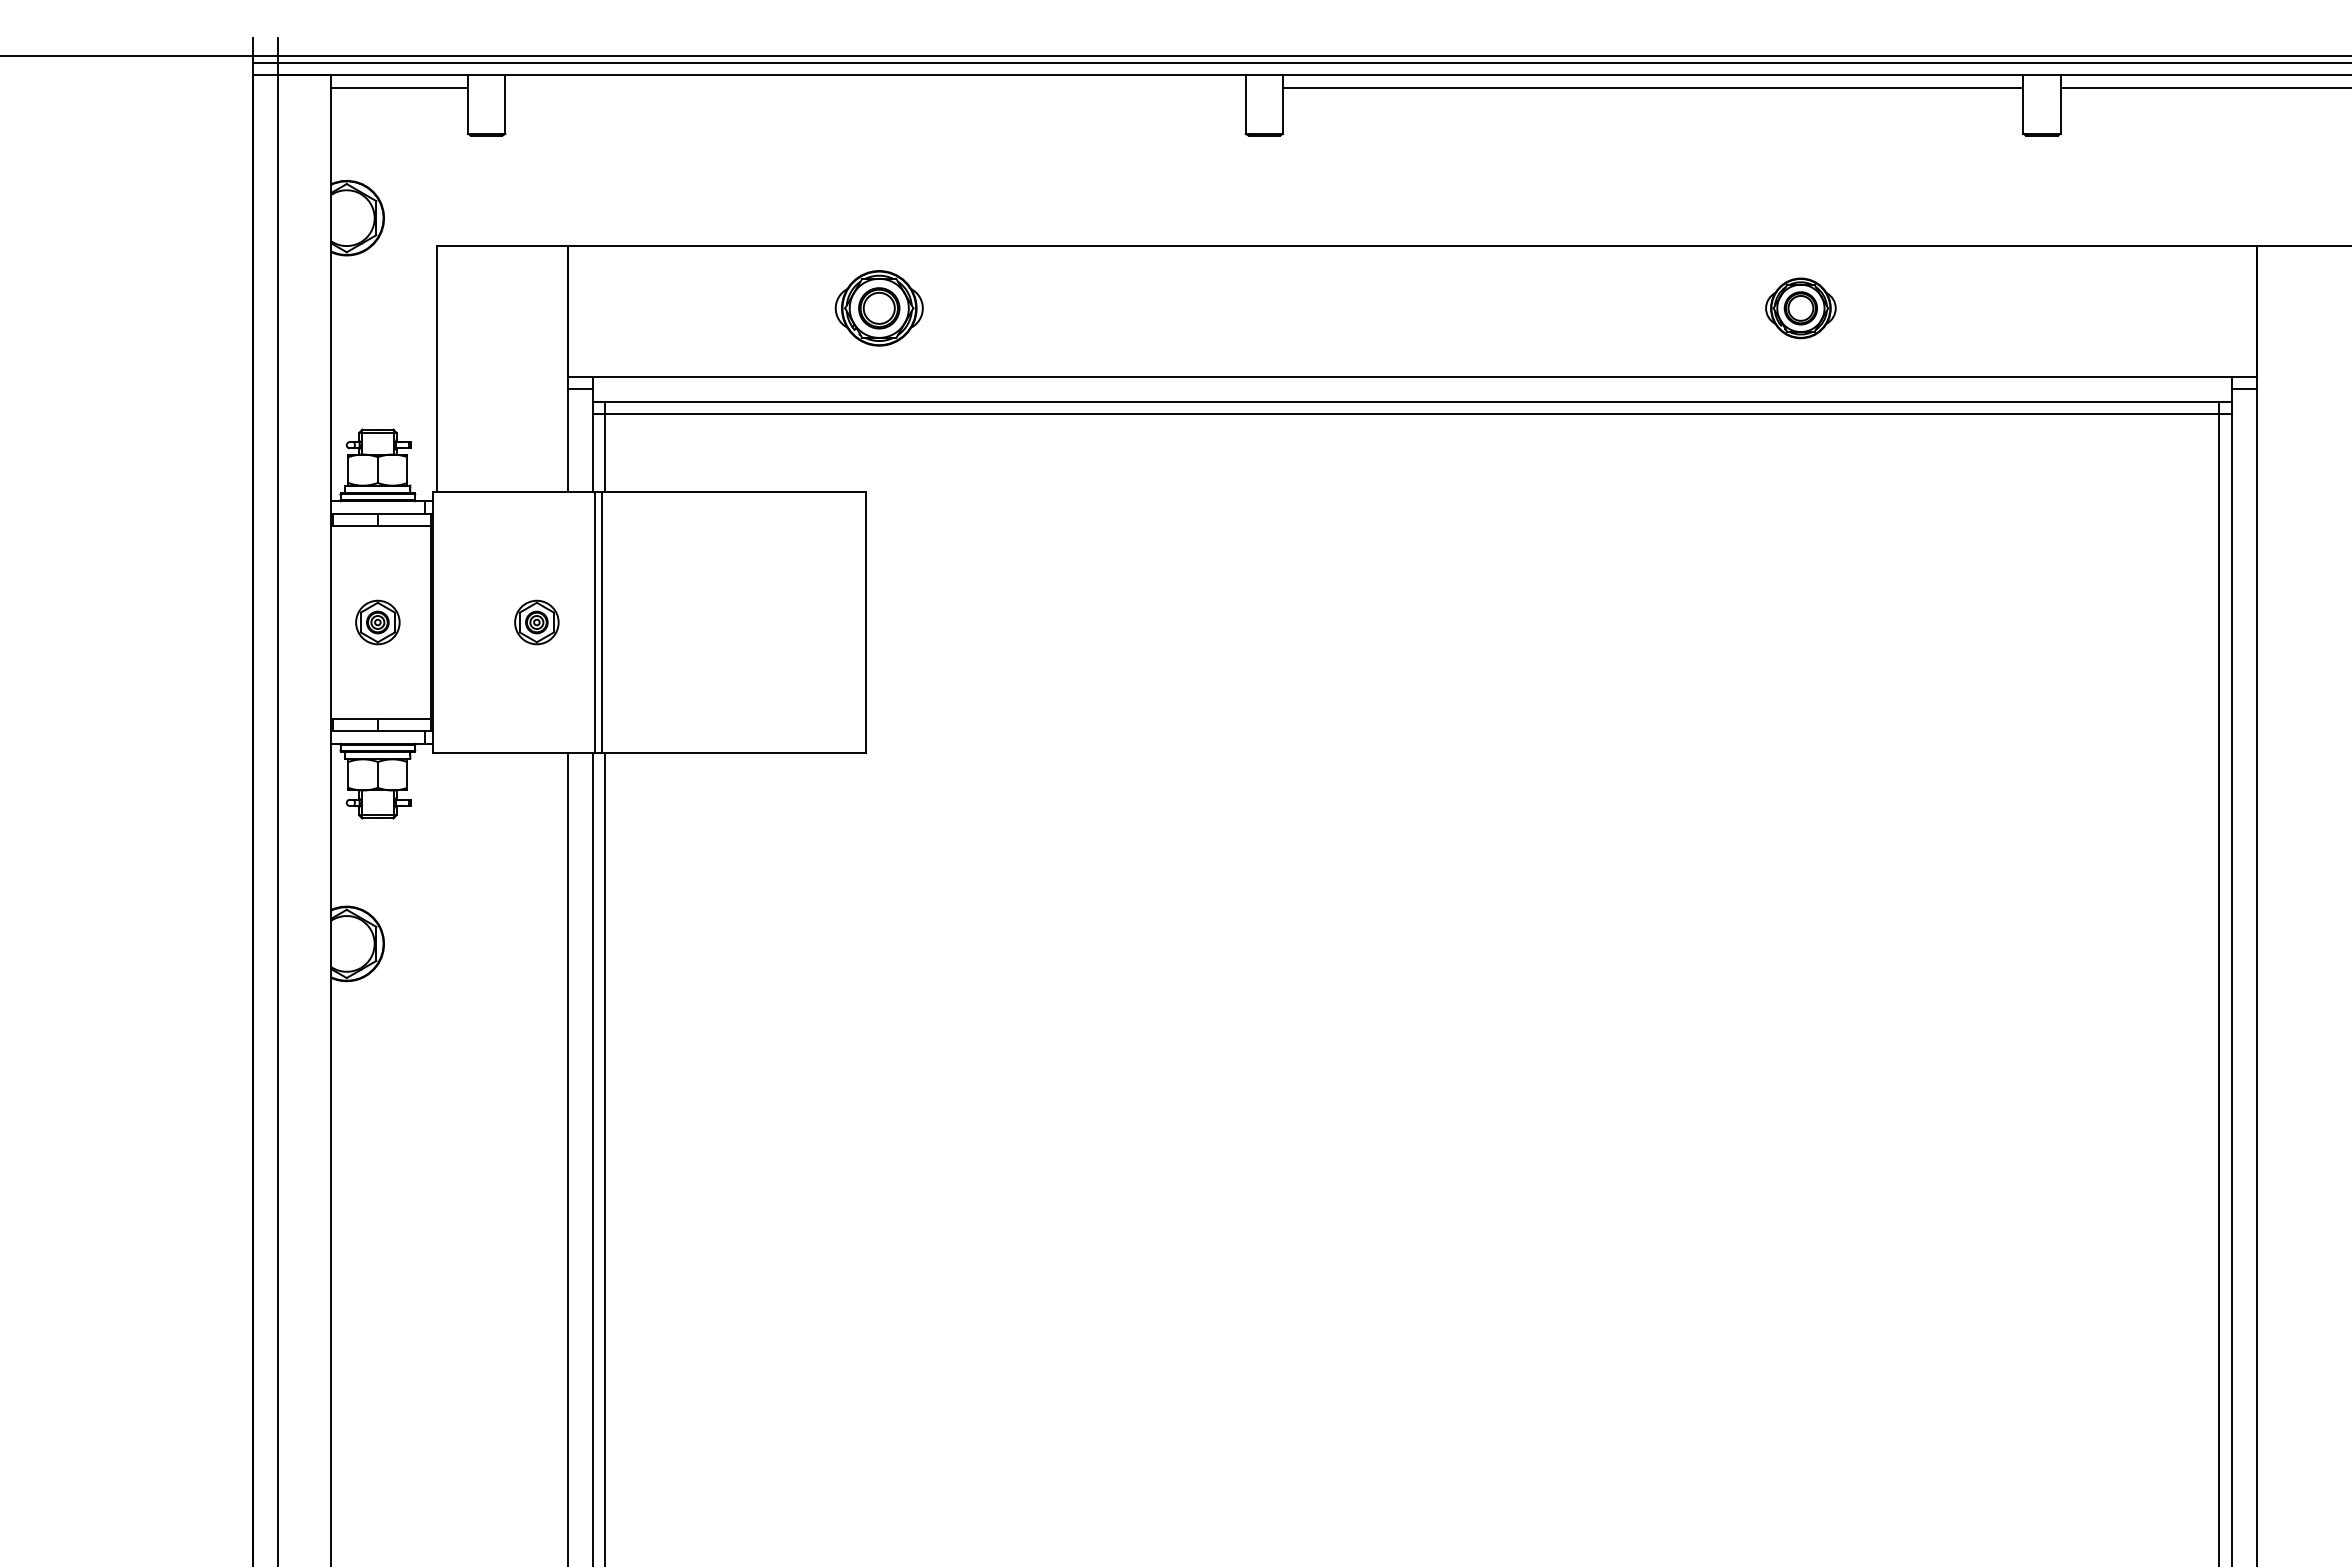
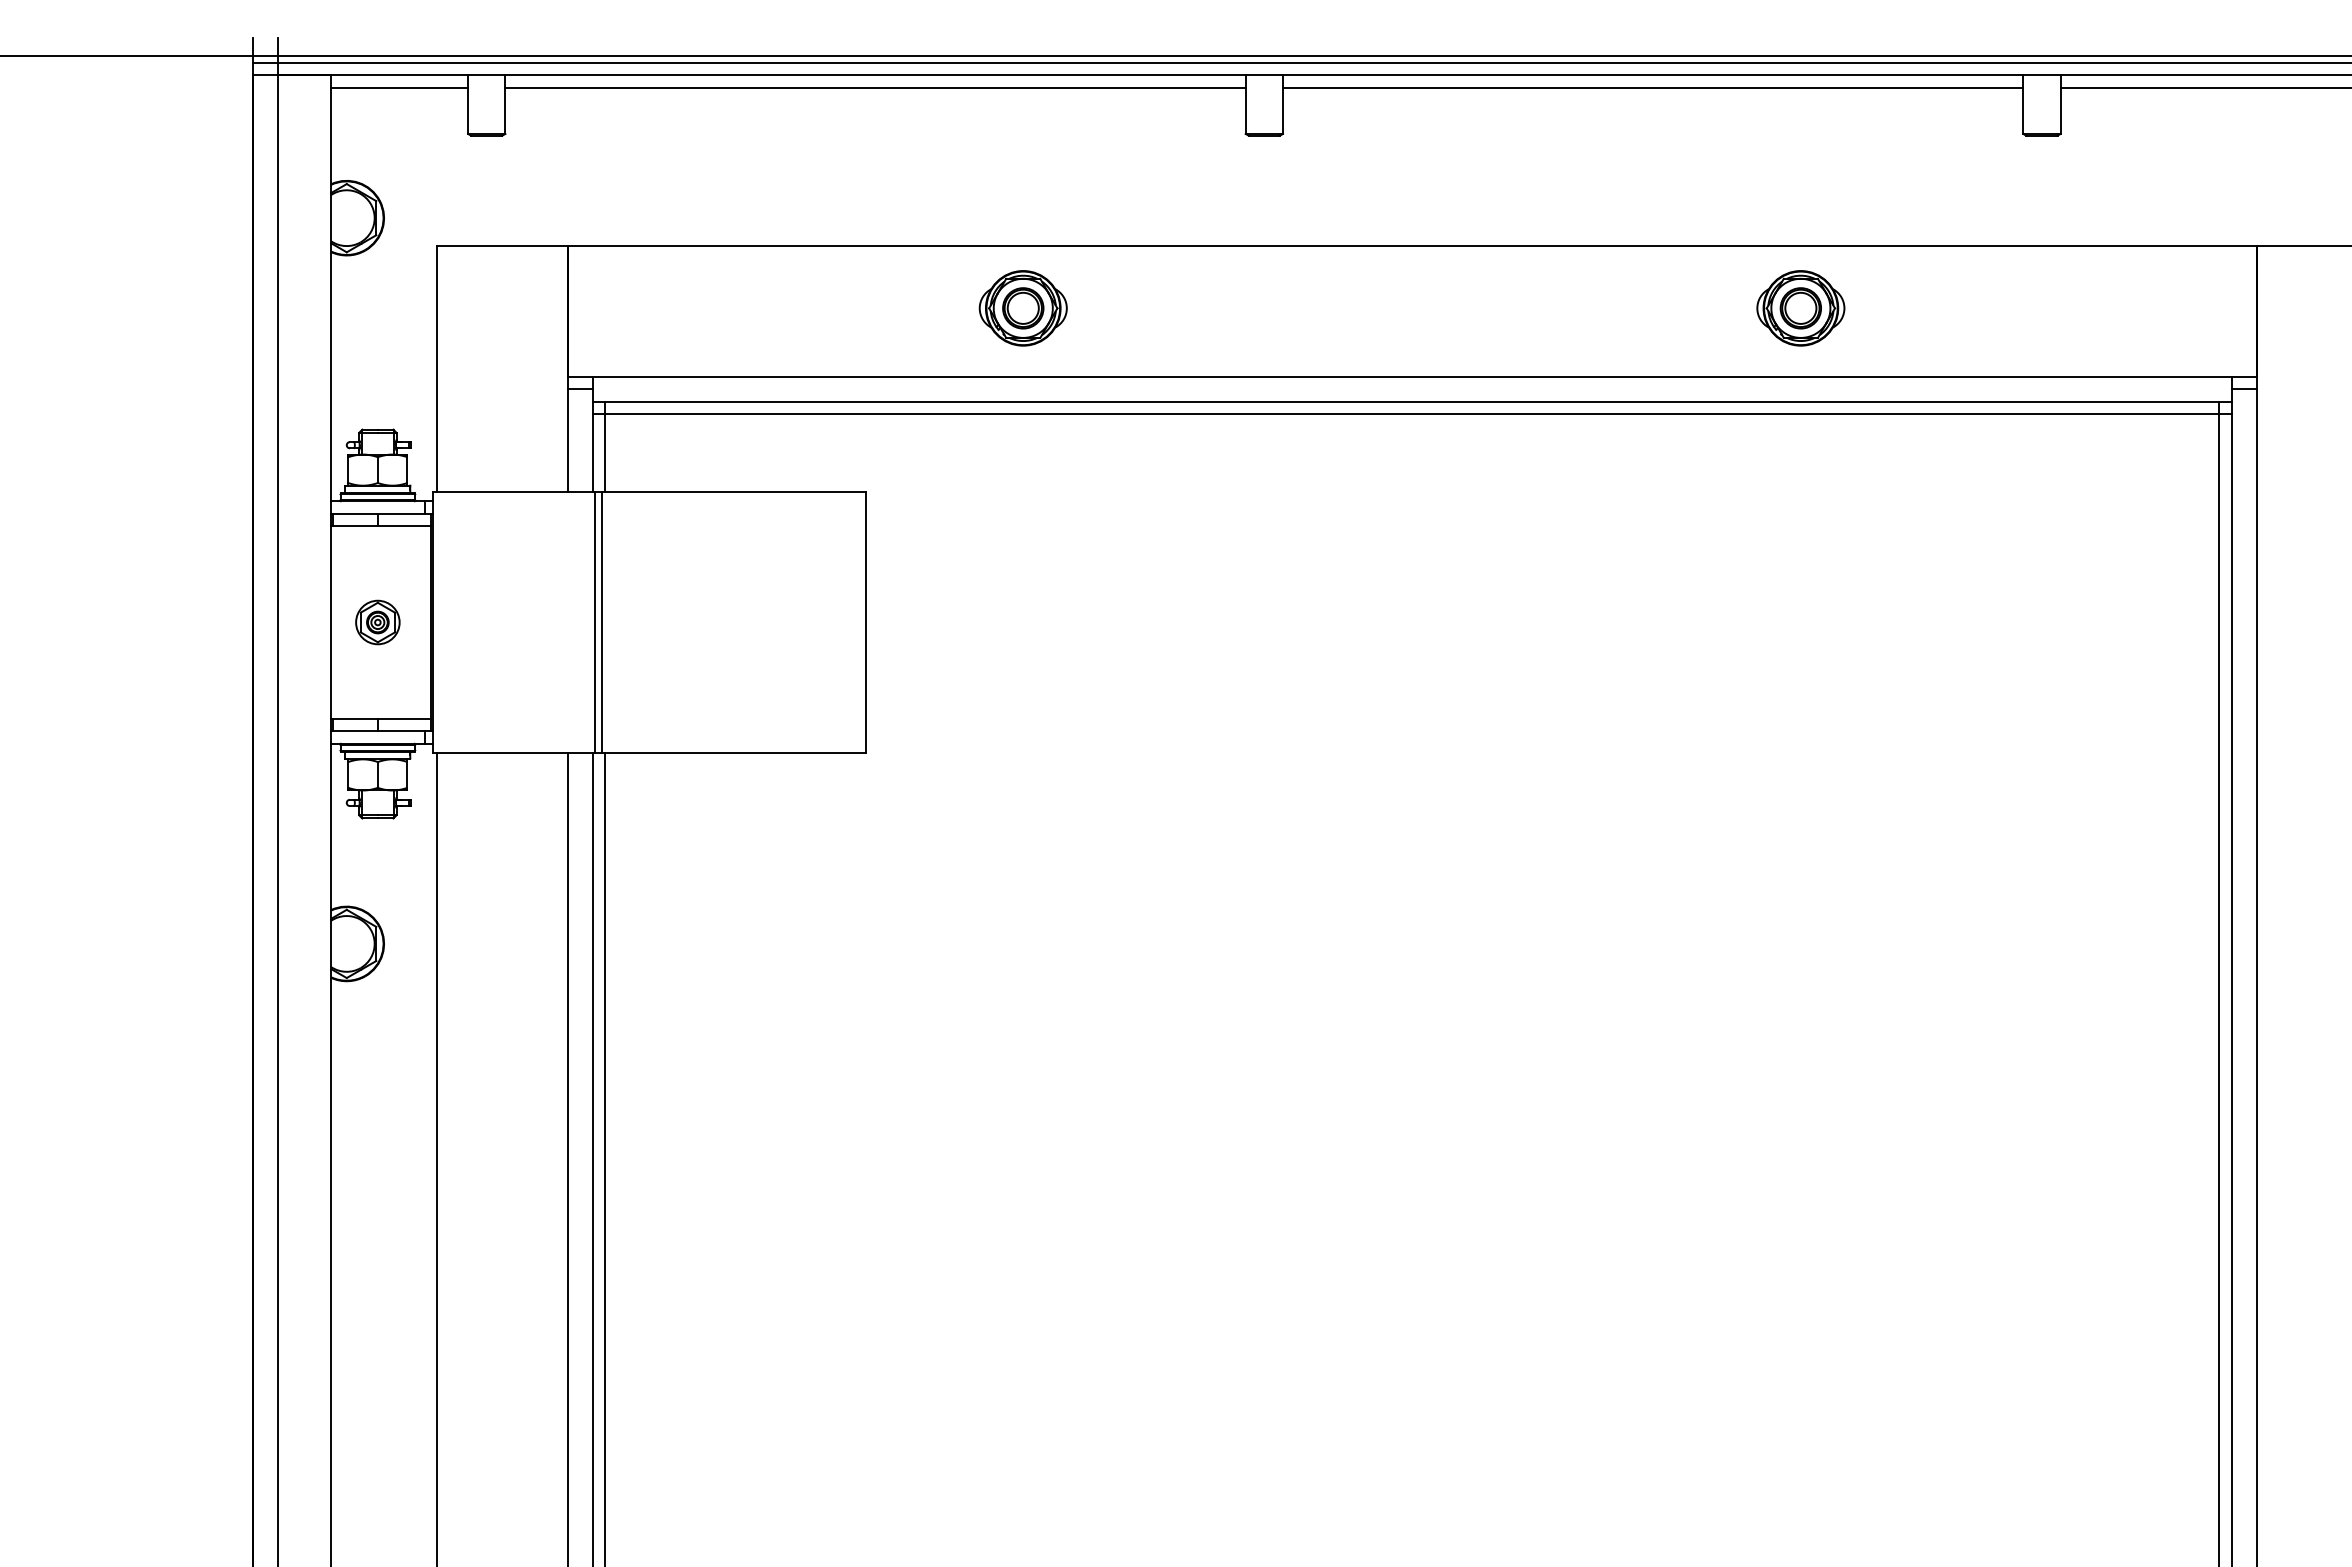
line: none -> present (875, 87)
part position: (878, 308) -> (1022, 308) (1022, 308)
part size: 72x63 px -> 90x77 px (1800, 308)
part: present -> none (536, 622)
line: none -> present (436, 1158)
